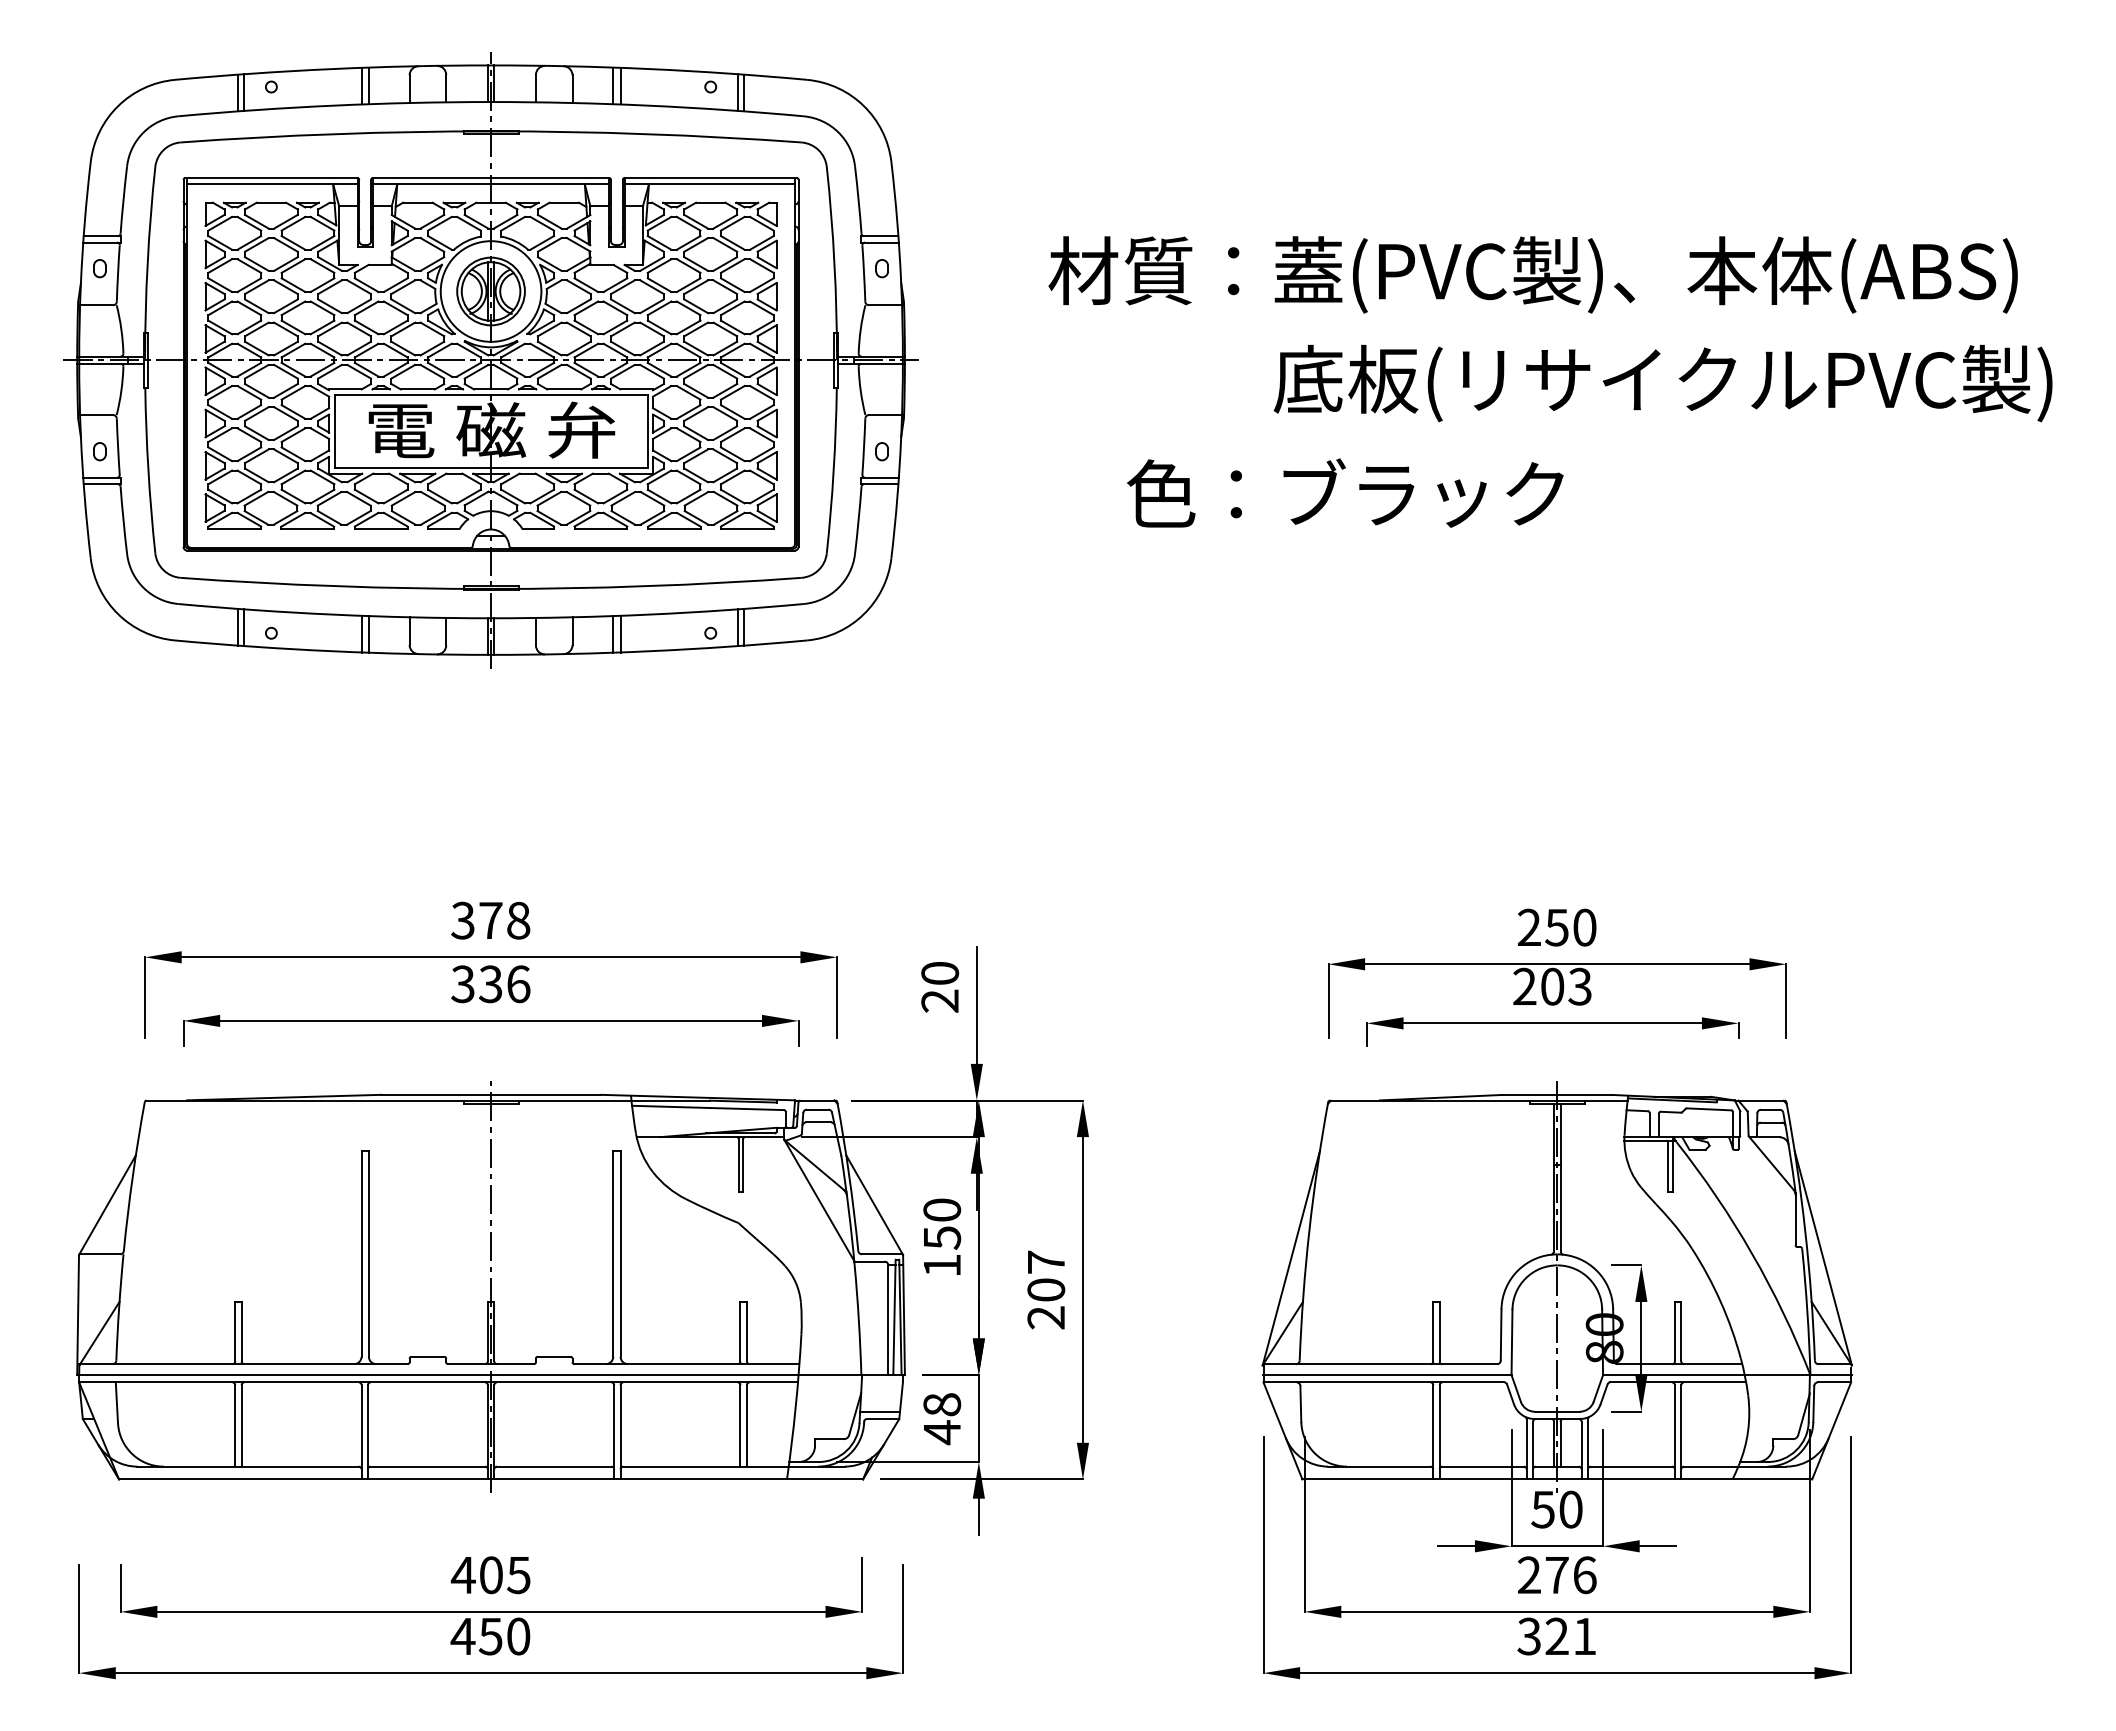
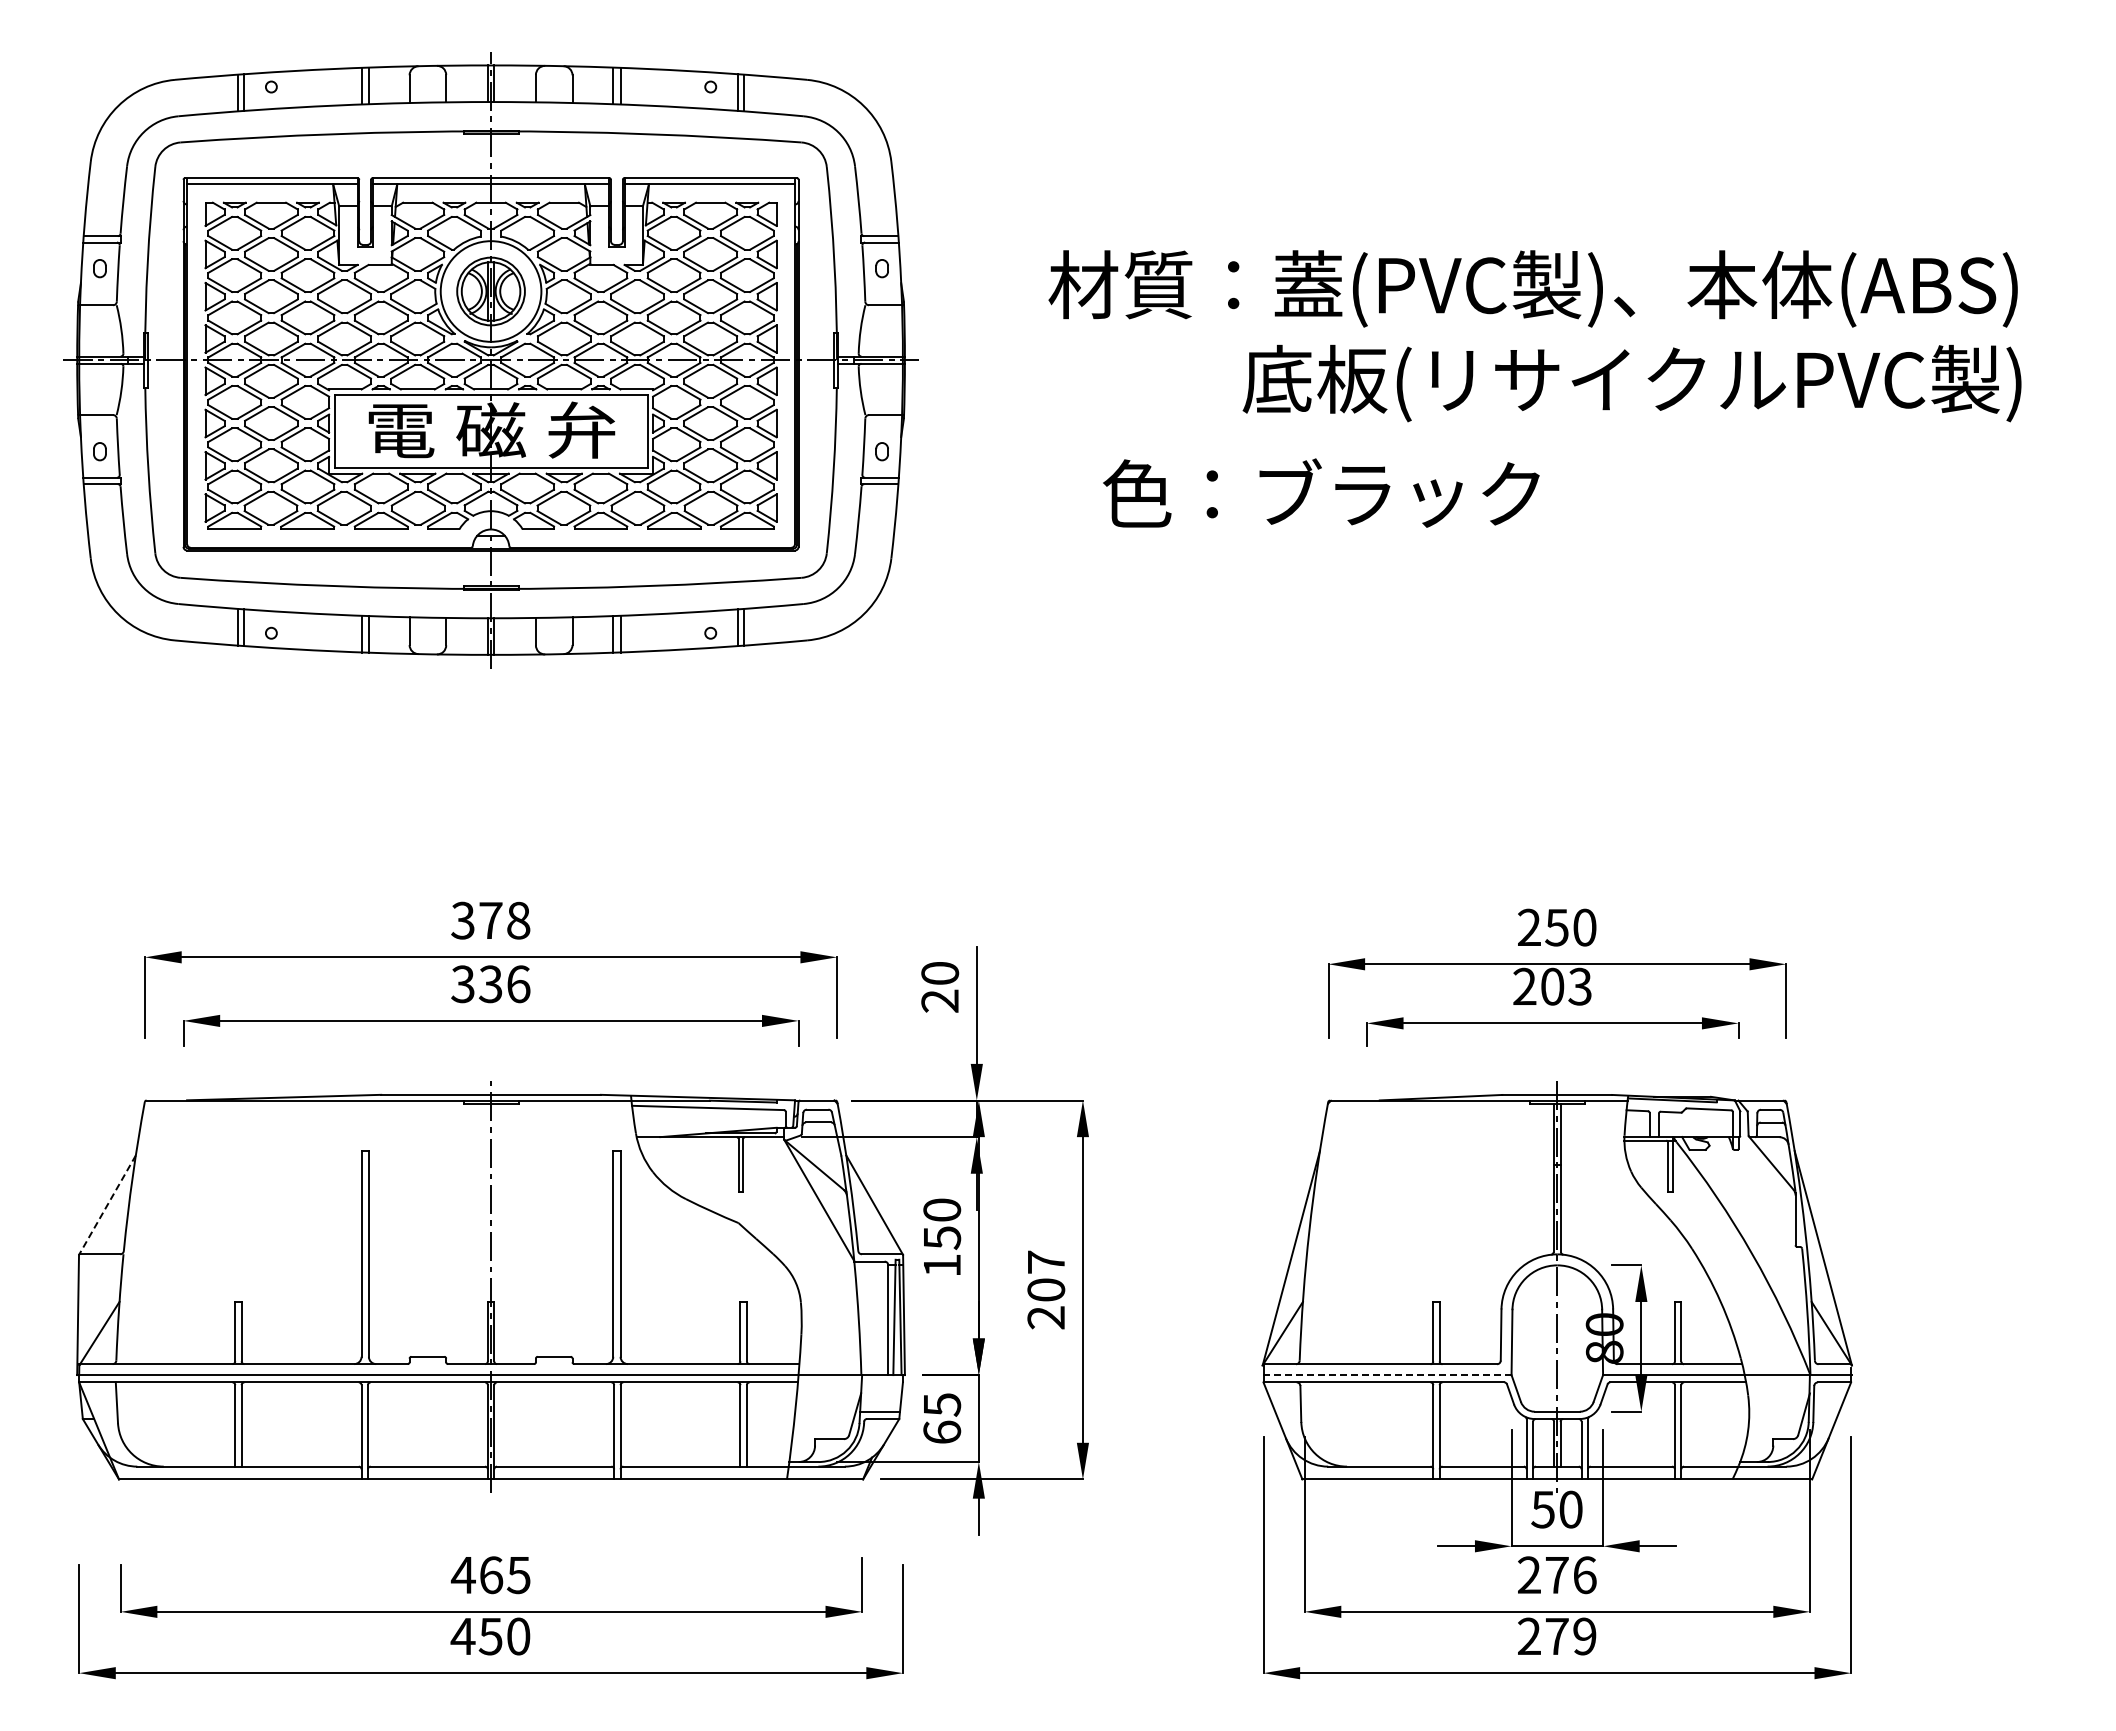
text position: (1532, 274) -> (1532, 288) (1532, 288)
text position: (1662, 383) -> (1631, 383) (1631, 383)
text position: (1345, 492) -> (1321, 492) (1321, 492)
line: solid -> dashed (107, 1205)
line: solid -> dashed (1386, 1375)
text: 48 -> 65 (942, 1419)
text: 405 -> 465 (491, 1575)
text: 321 -> 279 (1556, 1636)
